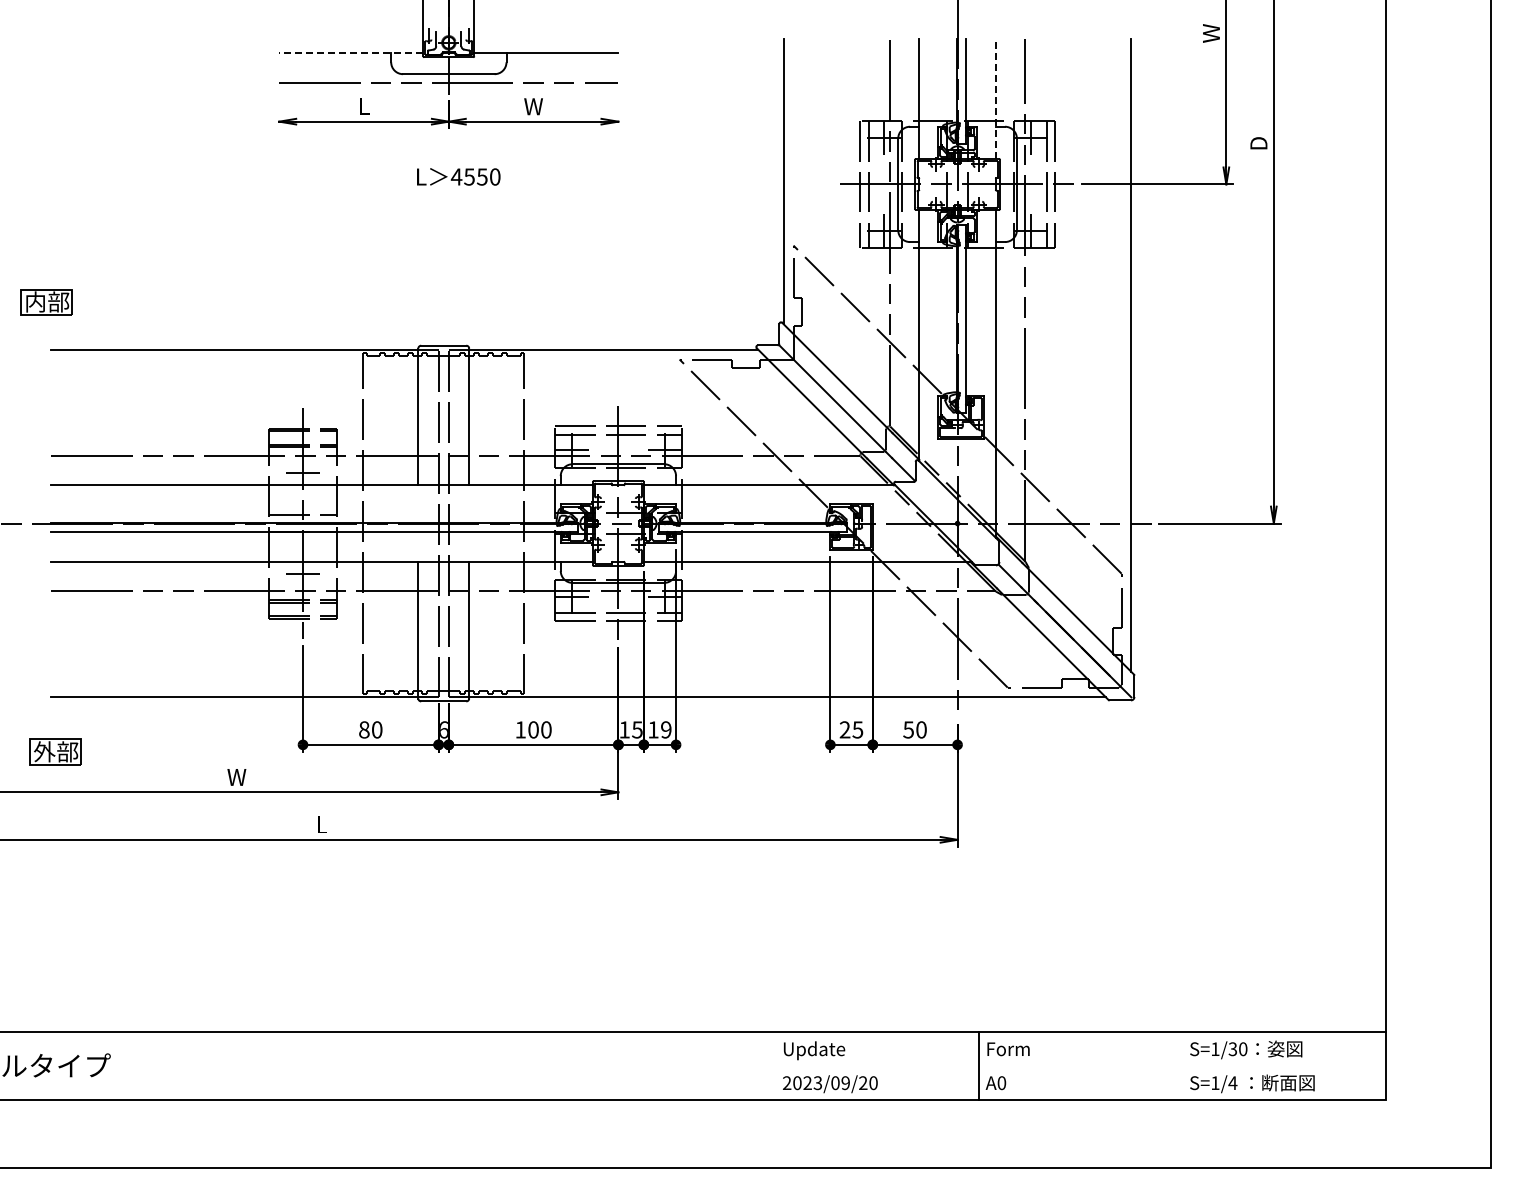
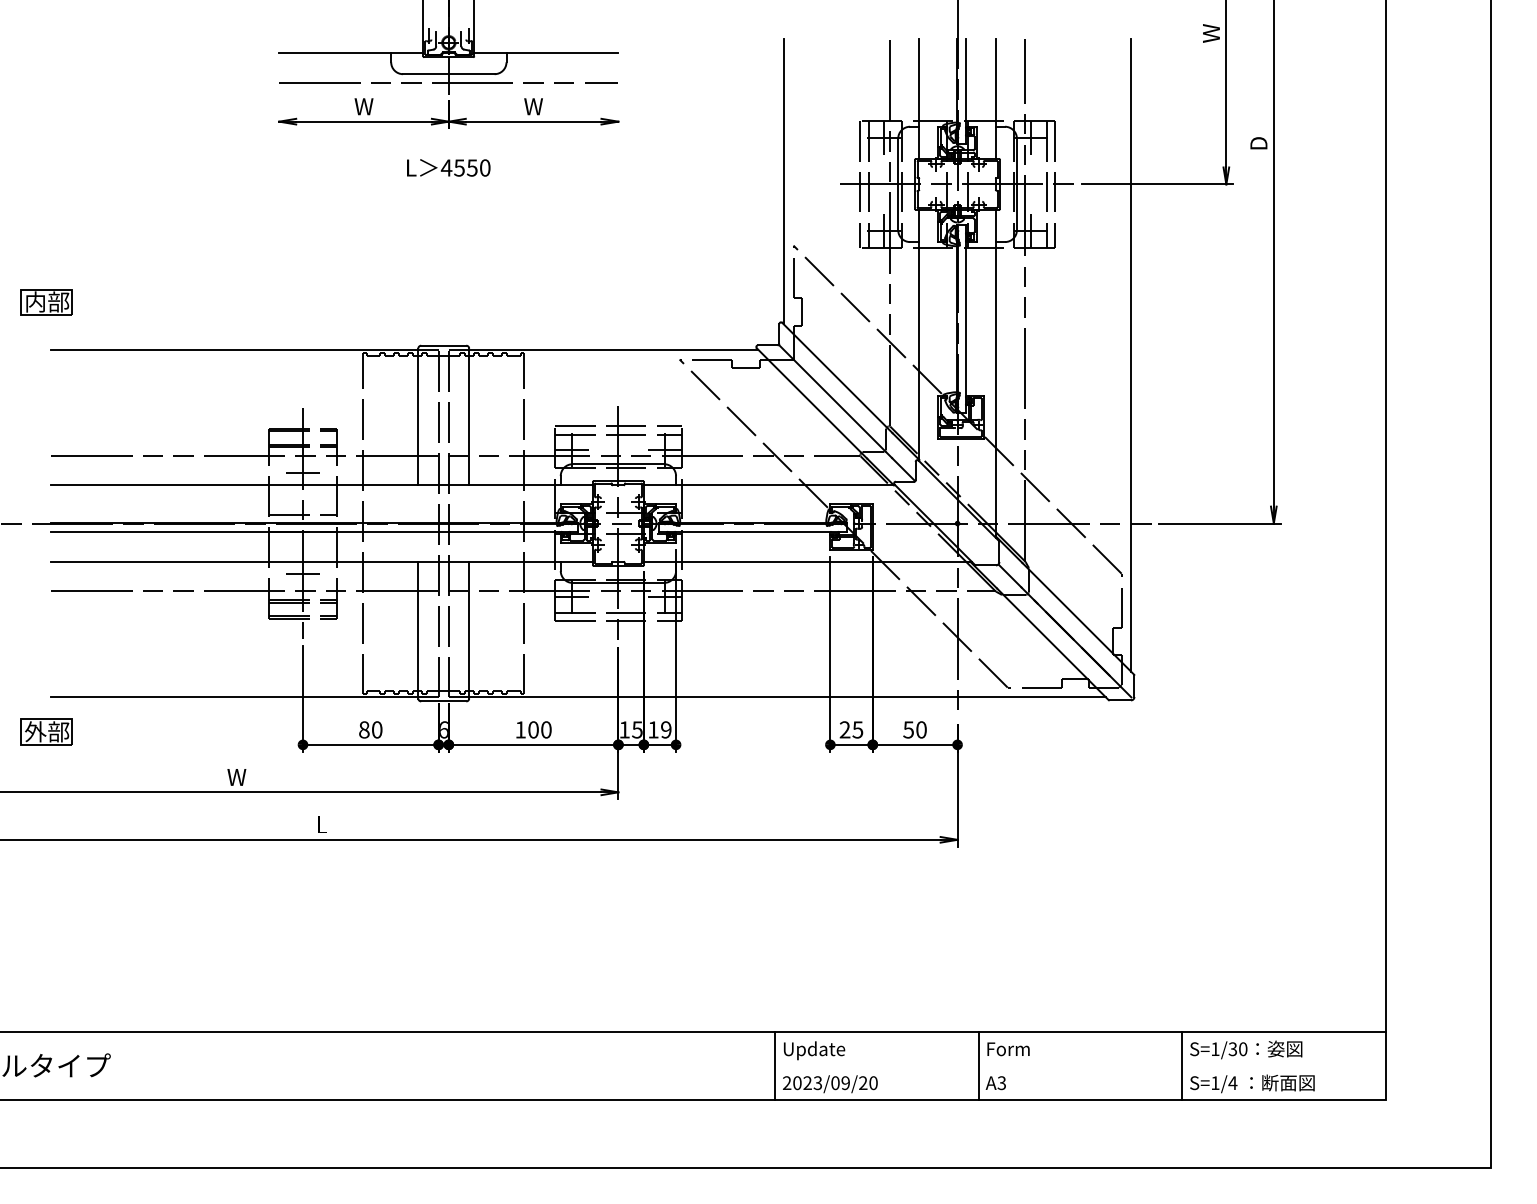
line: dashed -> solid (350, 53)
line: dashed -> solid (995, 98)
text: L -> W (363, 106)
text position: (458, 176) -> (448, 167) (448, 167)
part position: (55, 751) -> (46, 731) (46, 731)
line: none -> present (775, 1066)
line: none -> present (1182, 1066)
text: A0 -> A3 (1001, 1082)
